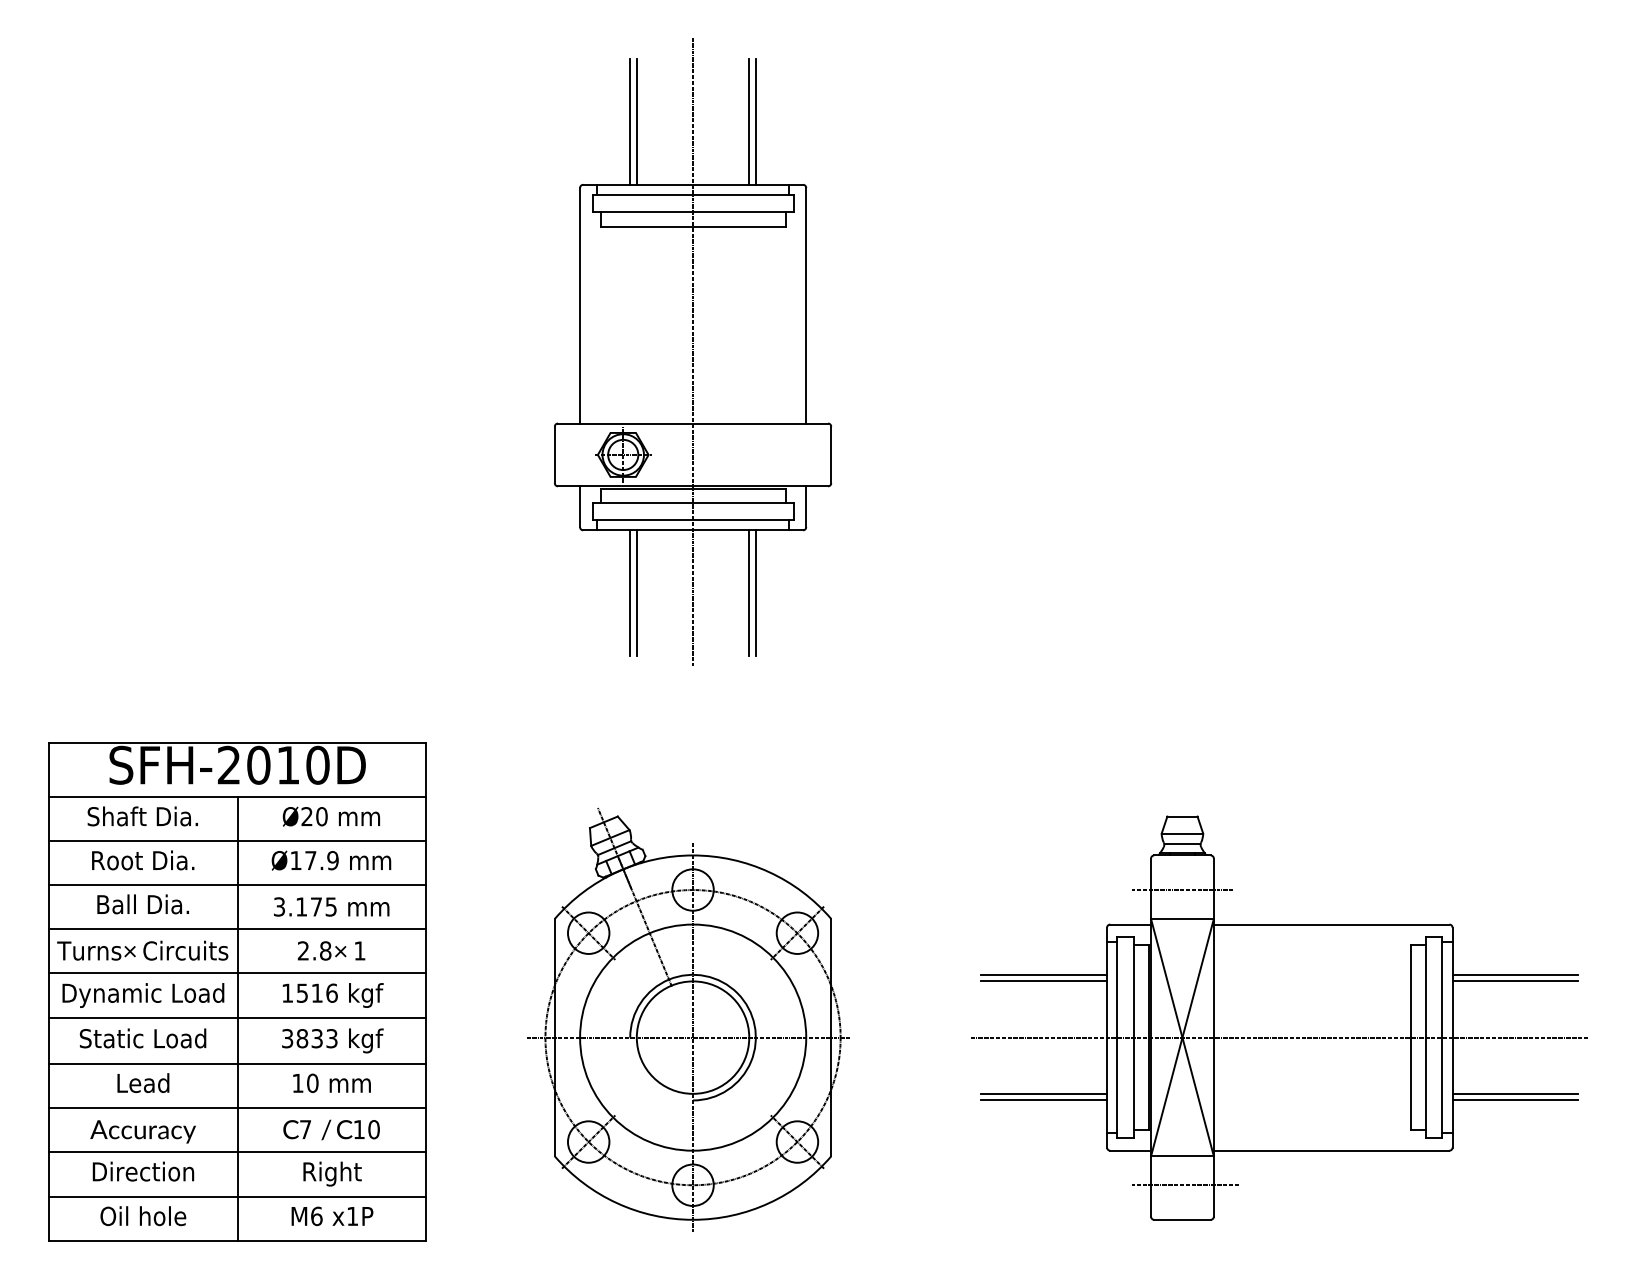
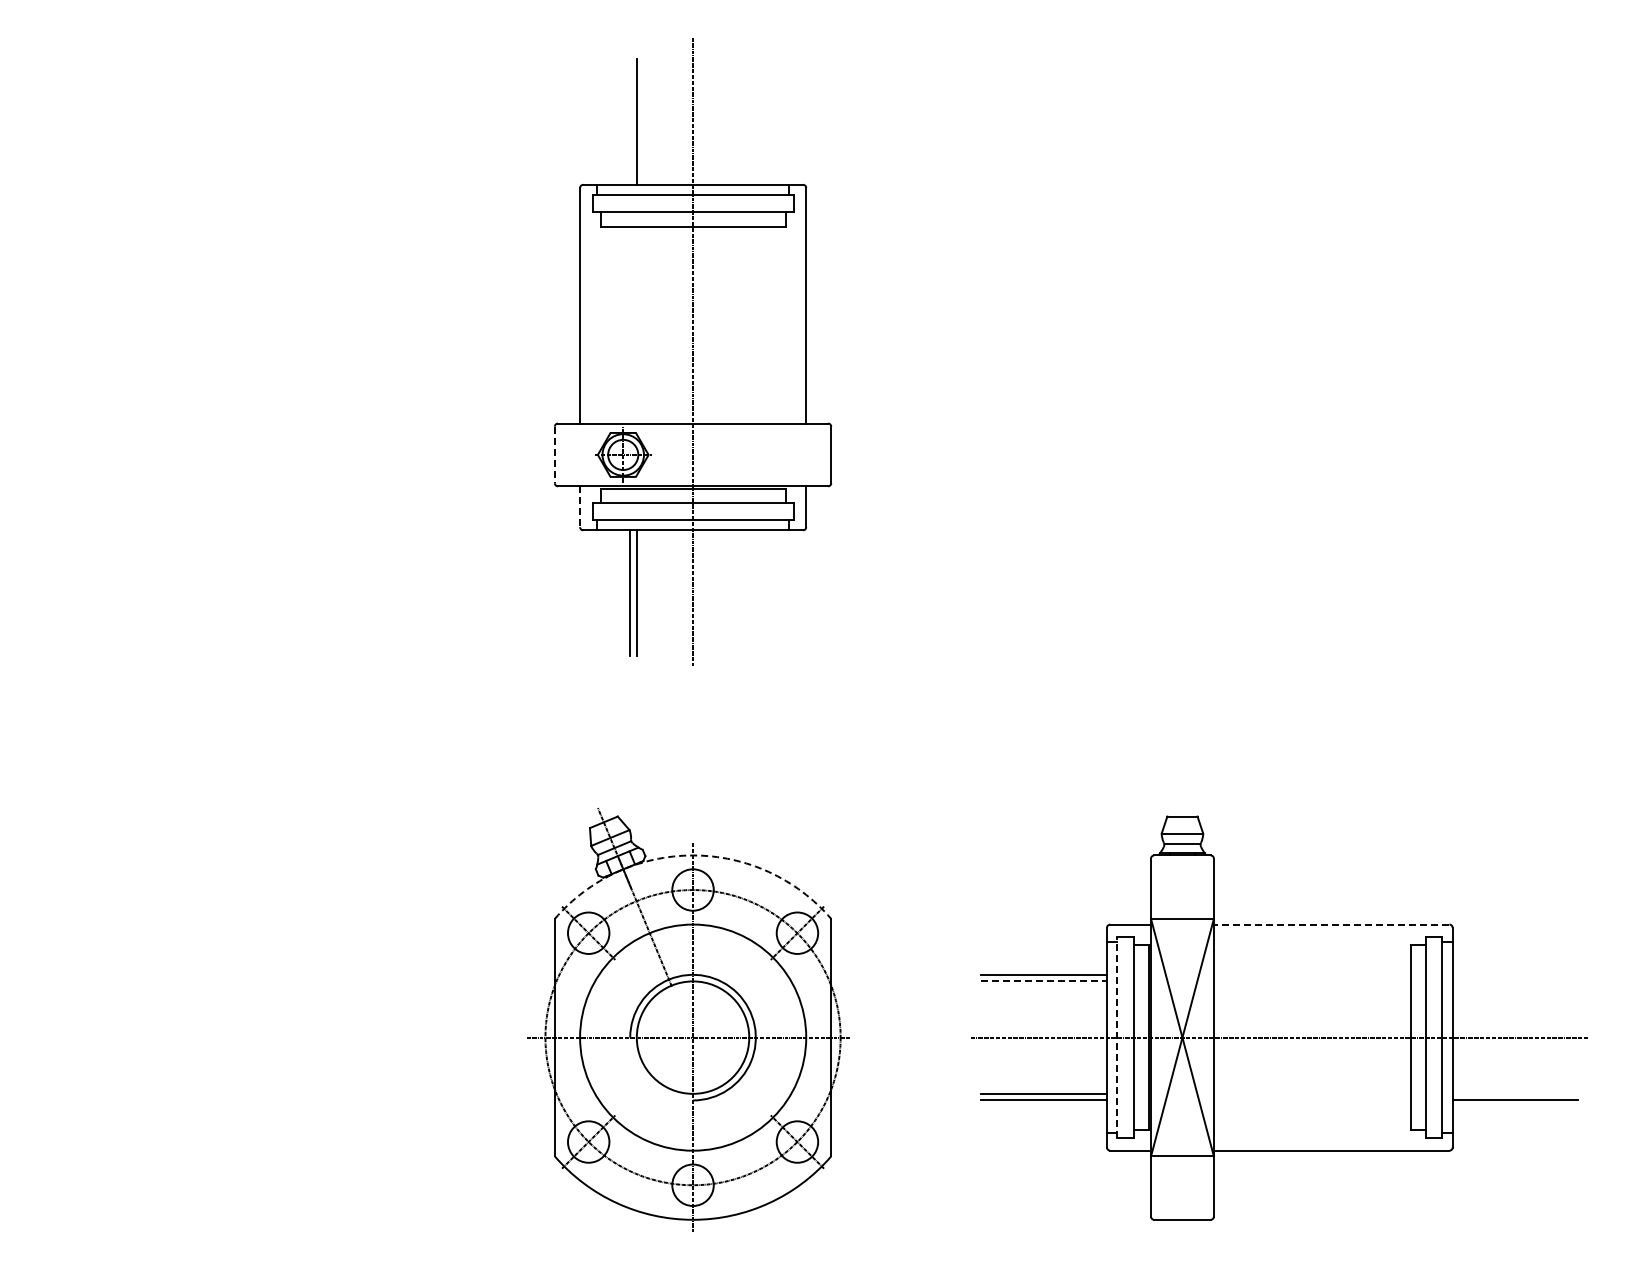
line: present -> none (630, 121)
line: present -> none (749, 121)
line: present -> none (755, 121)
line: solid -> dashed (554, 455)
line: solid -> dashed (580, 507)
line: present -> none (749, 592)
line: present -> none (755, 592)
arc: solid -> dashed (693, 855)
line: present -> none (1182, 890)
line: solid -> dashed (1331, 924)
line: present -> none (1515, 974)
line: solid -> dashed (1044, 981)
line: present -> none (1515, 981)
part: present -> none (237, 991)
line: solid -> dashed (1117, 1037)
line: present -> none (1515, 1093)
line: present -> none (1185, 1185)
